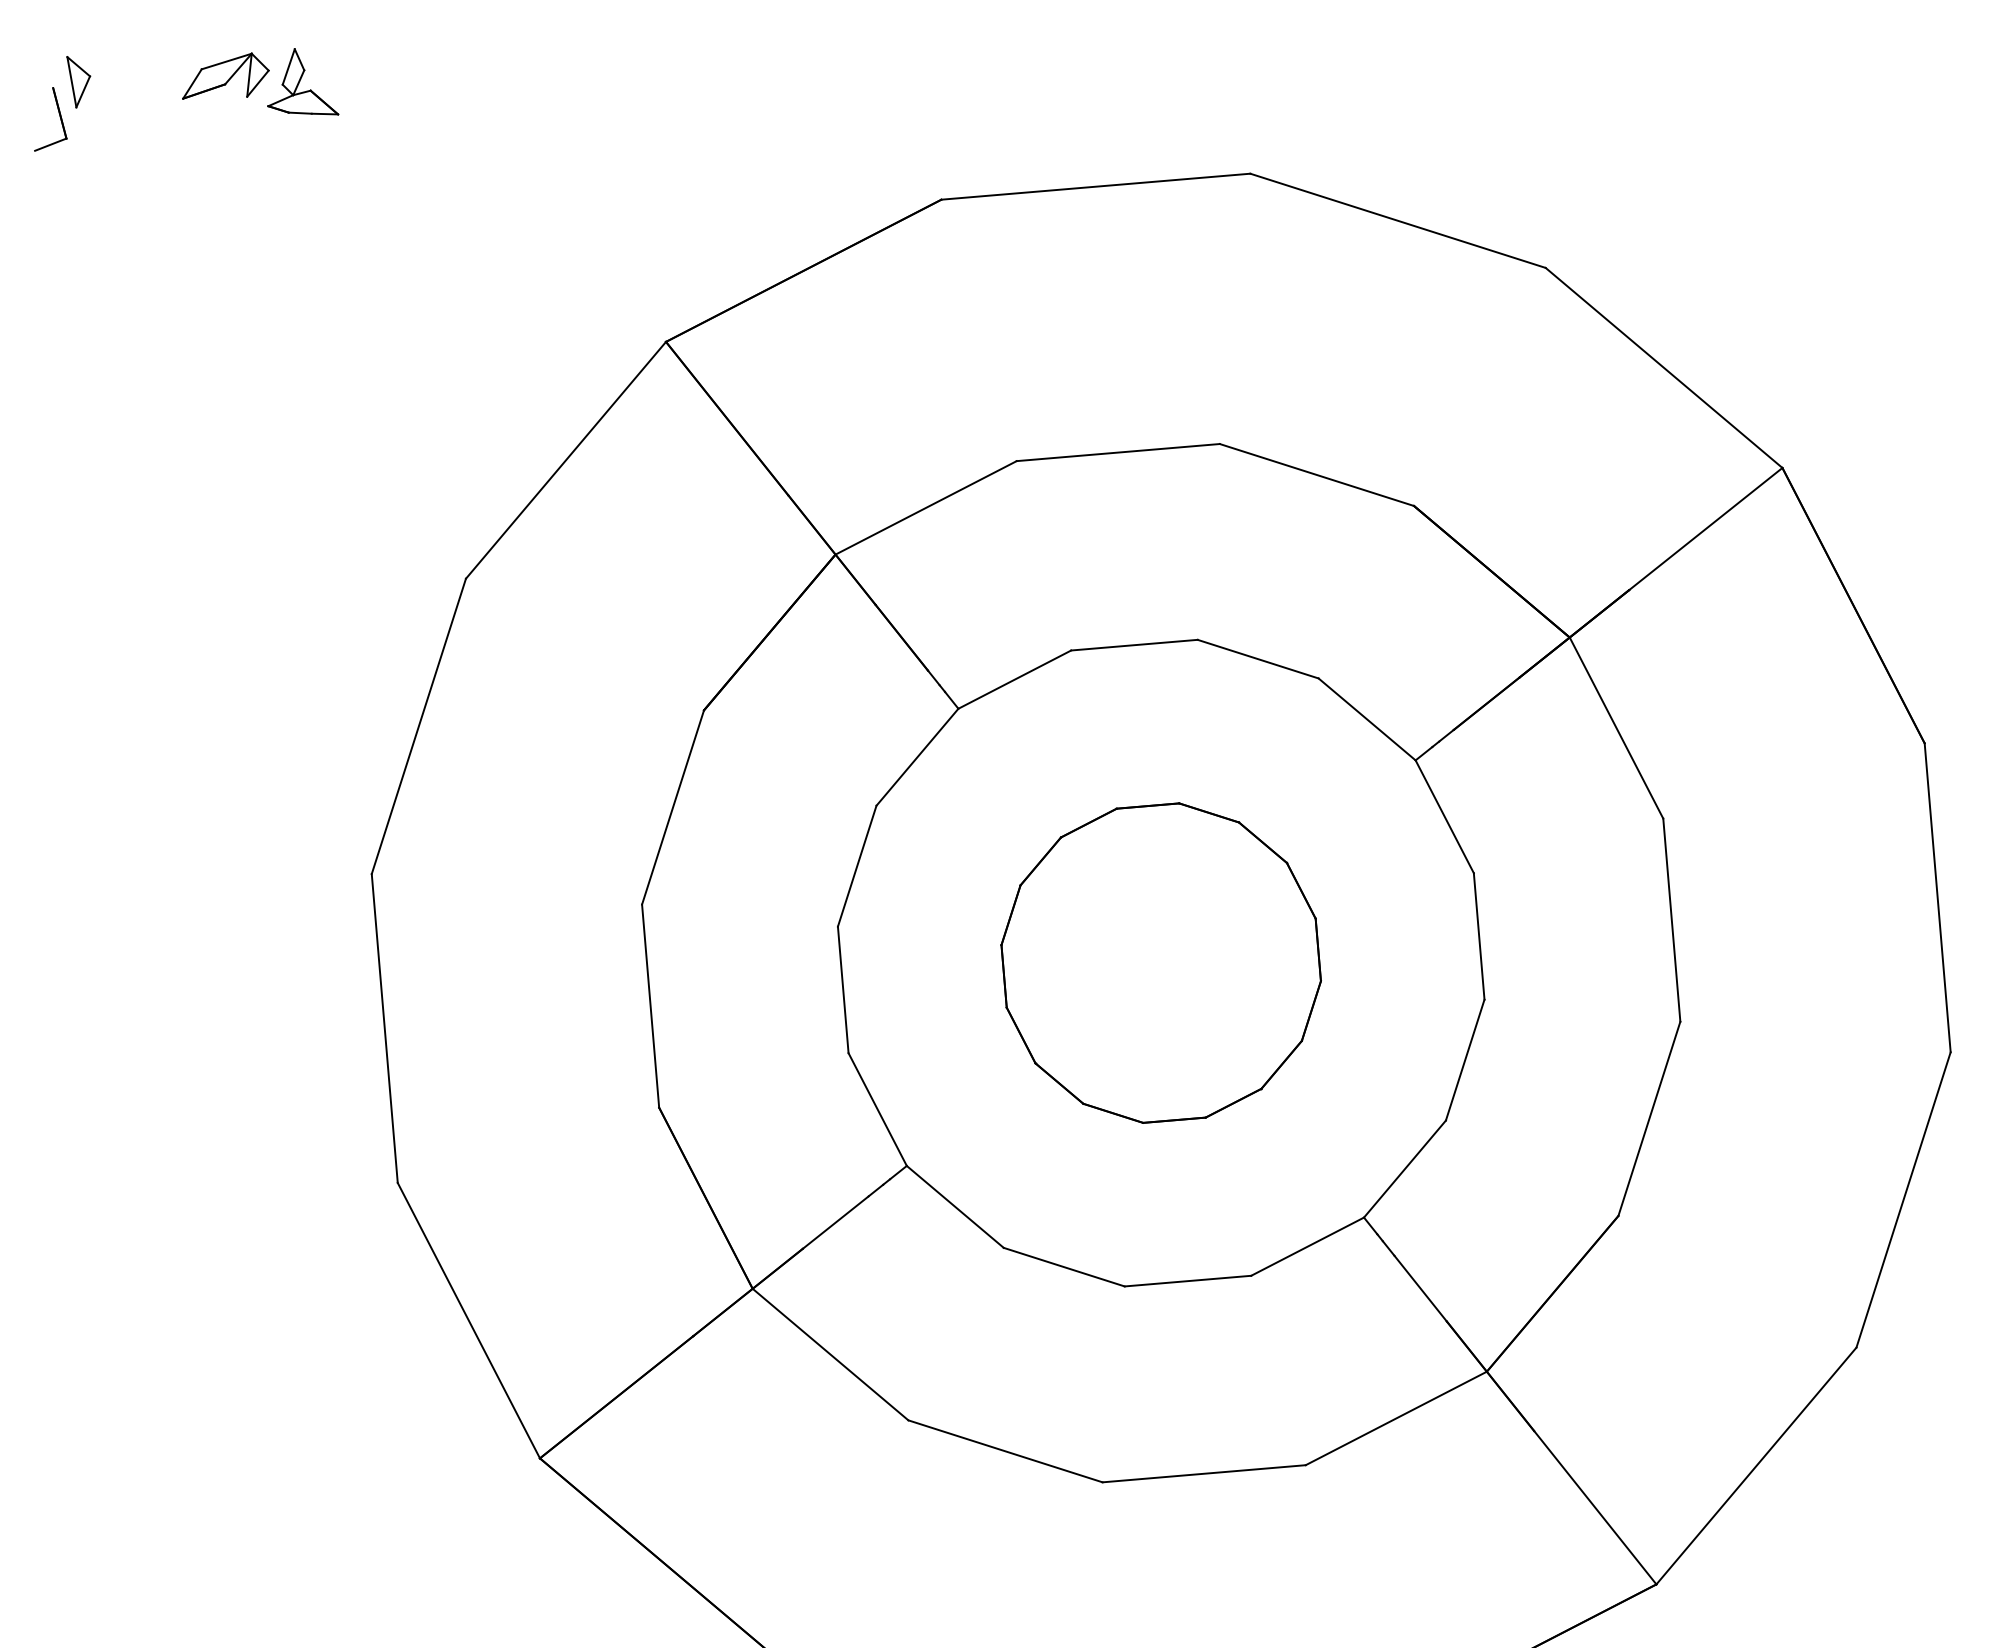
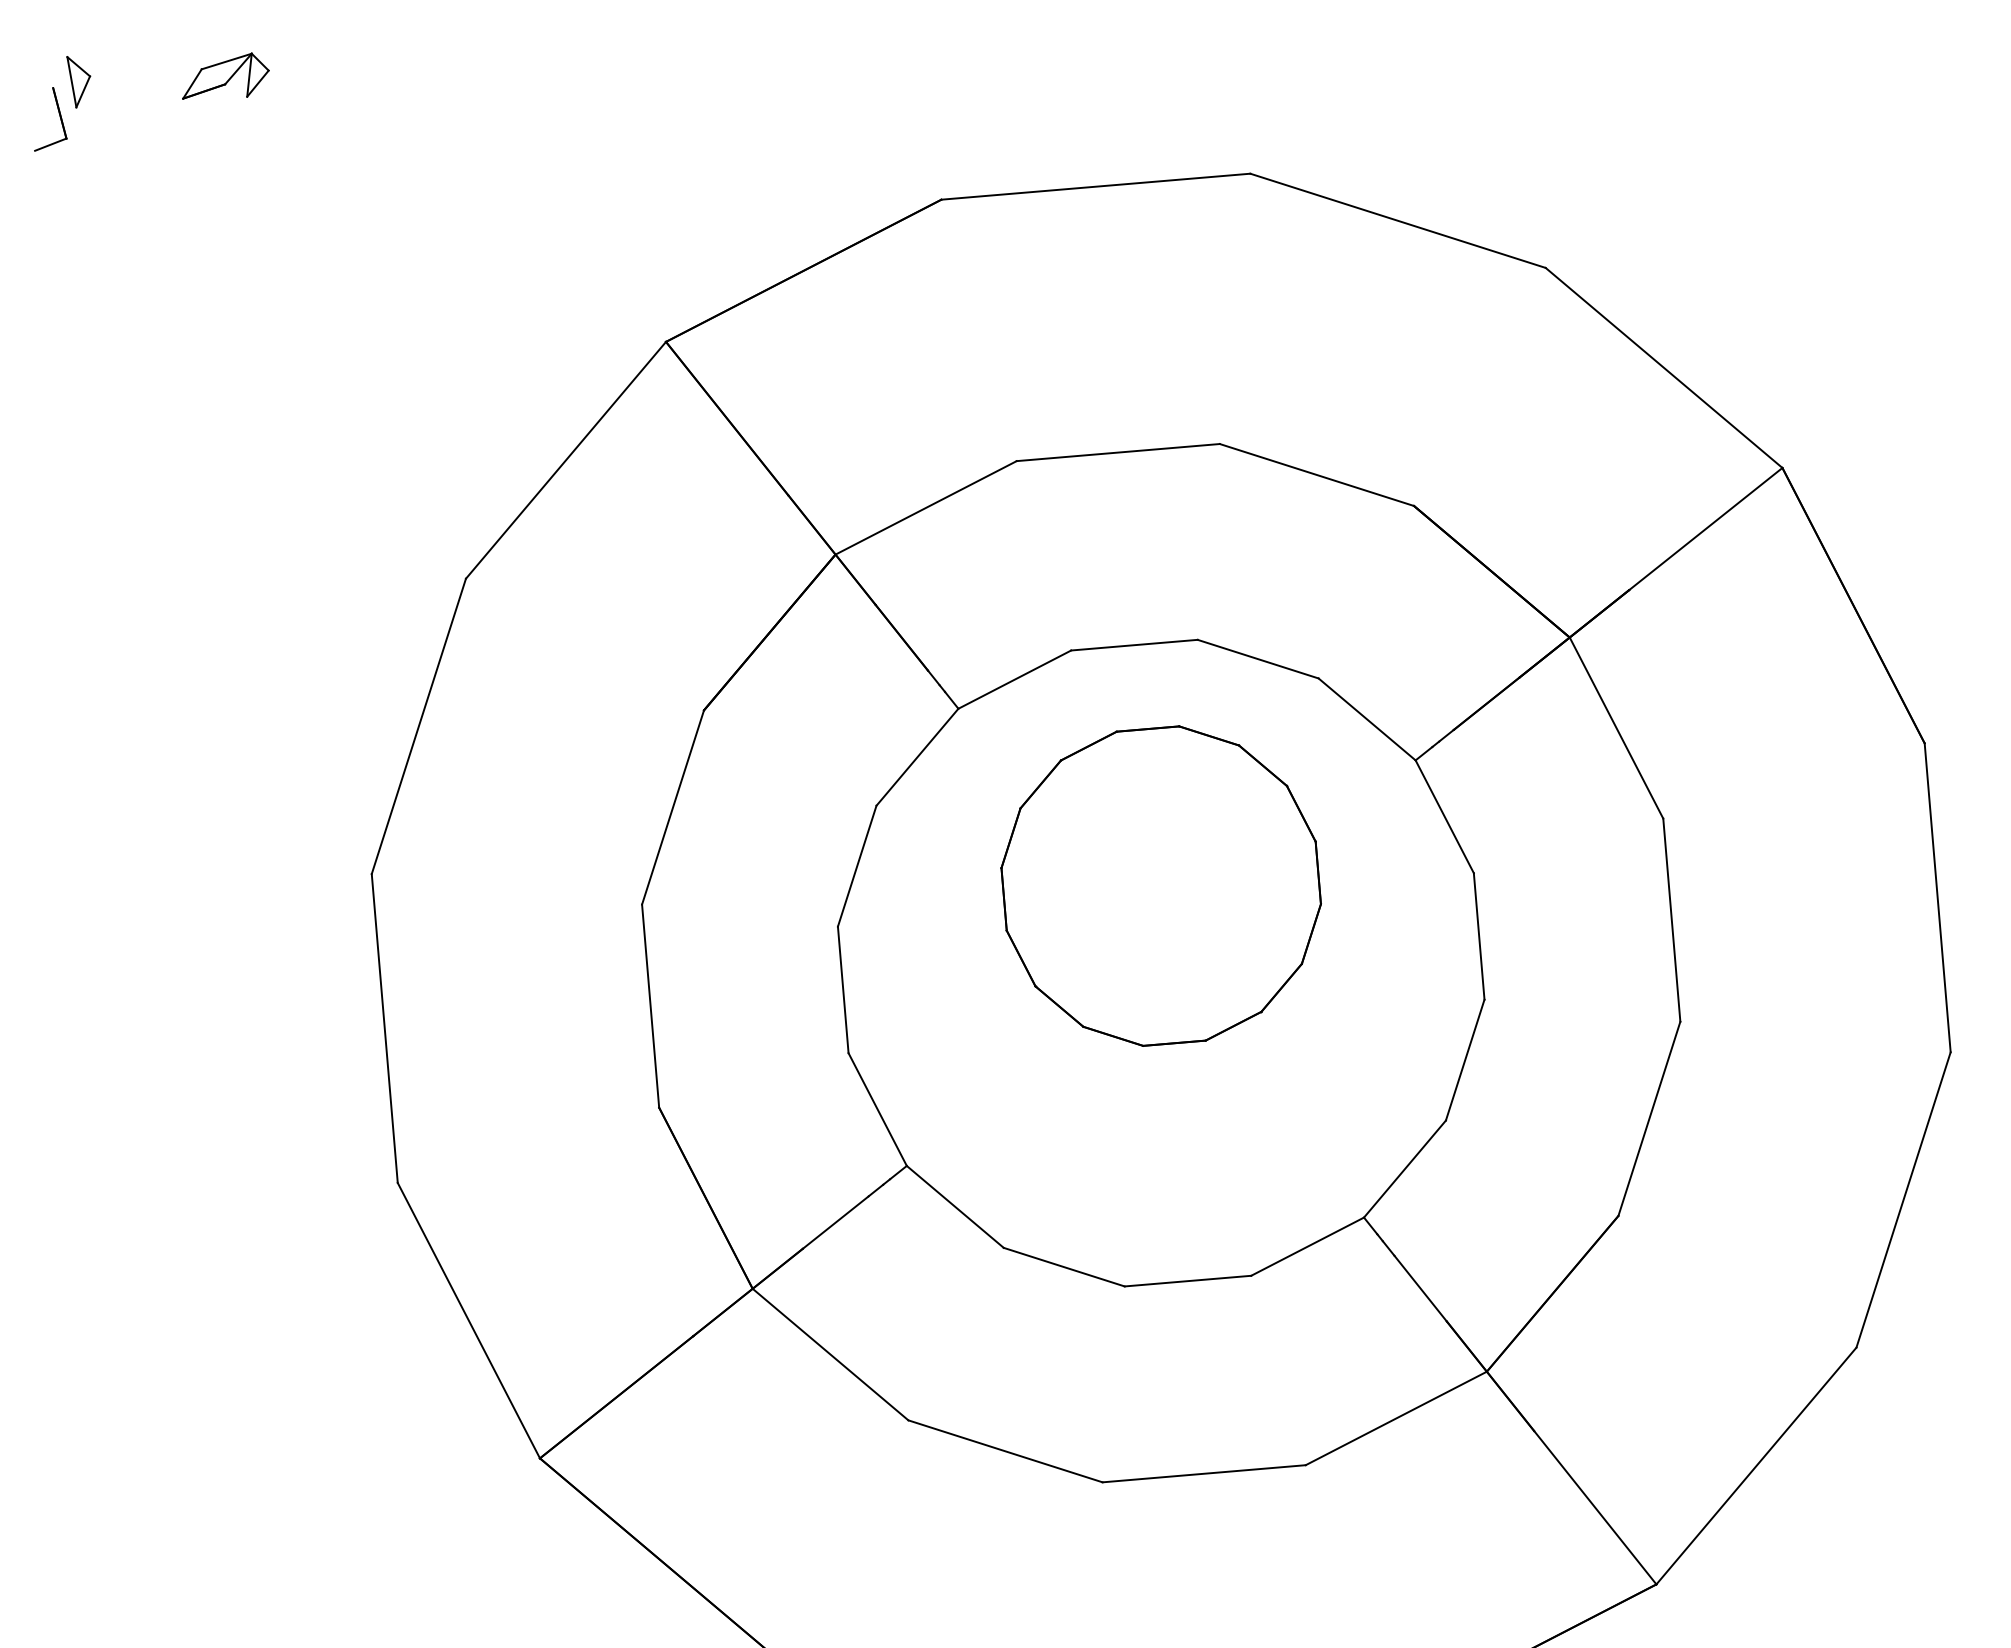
part: present -> none (303, 81)
part position: (1160, 962) -> (1160, 885) (1160, 885)
